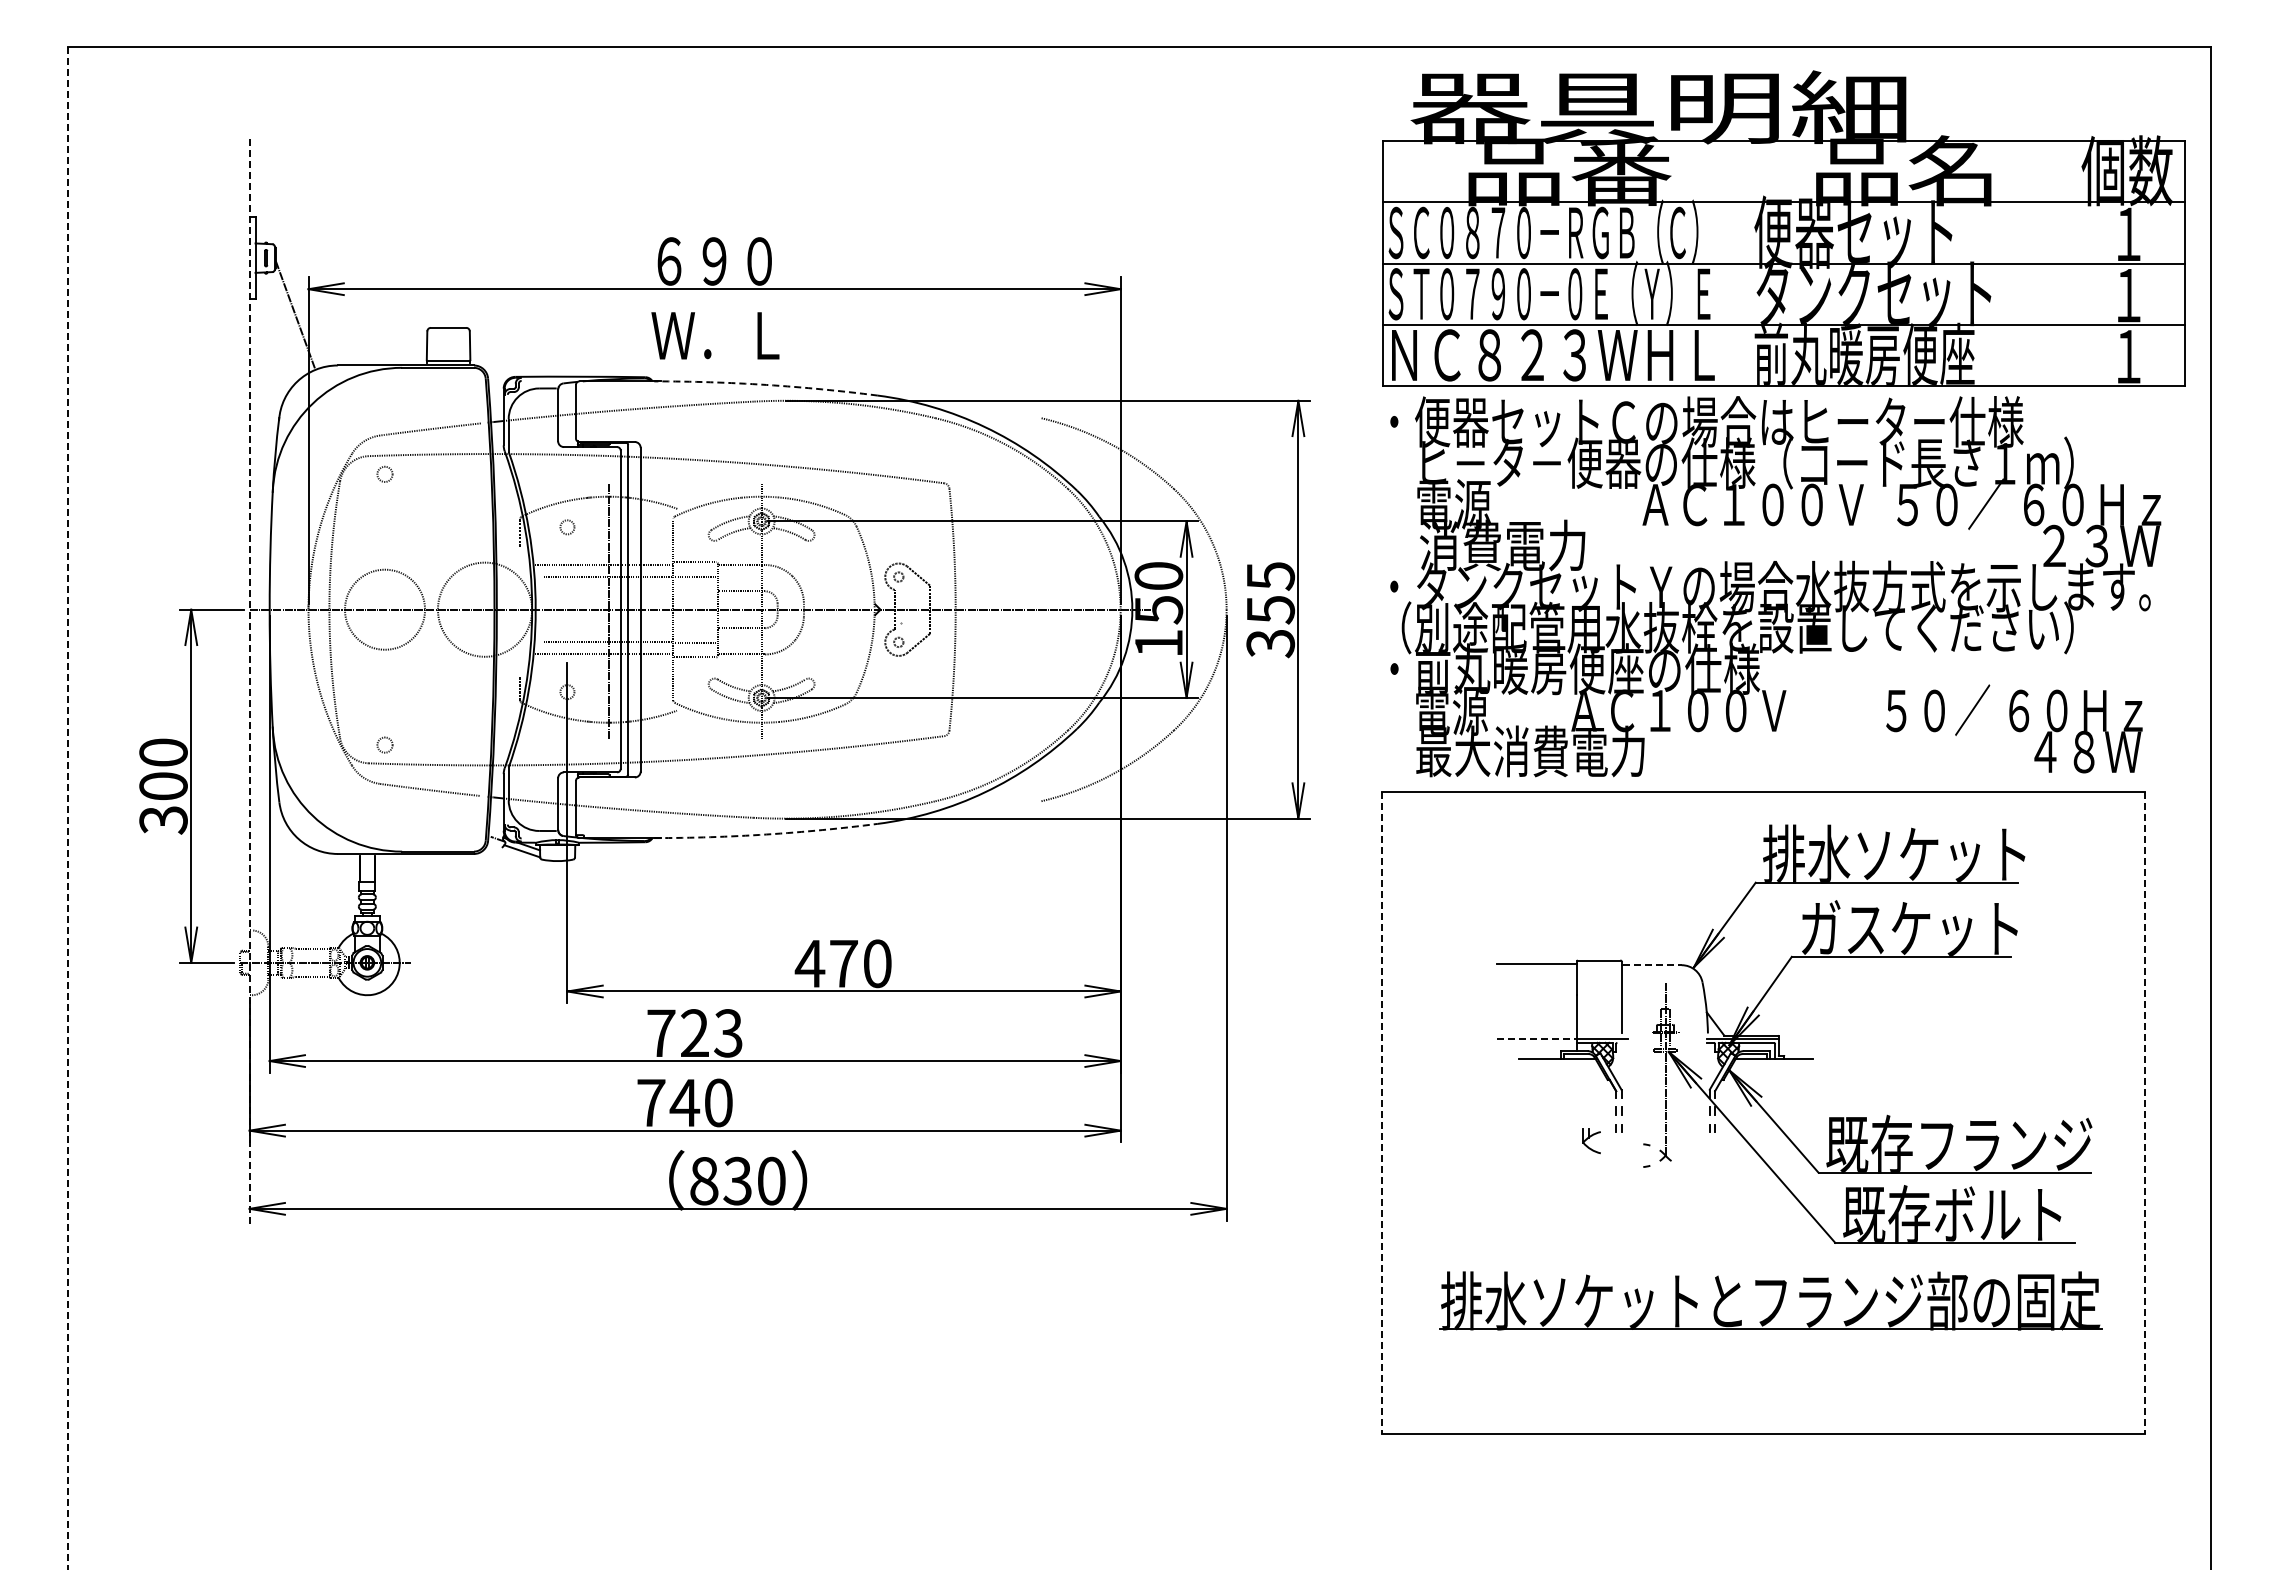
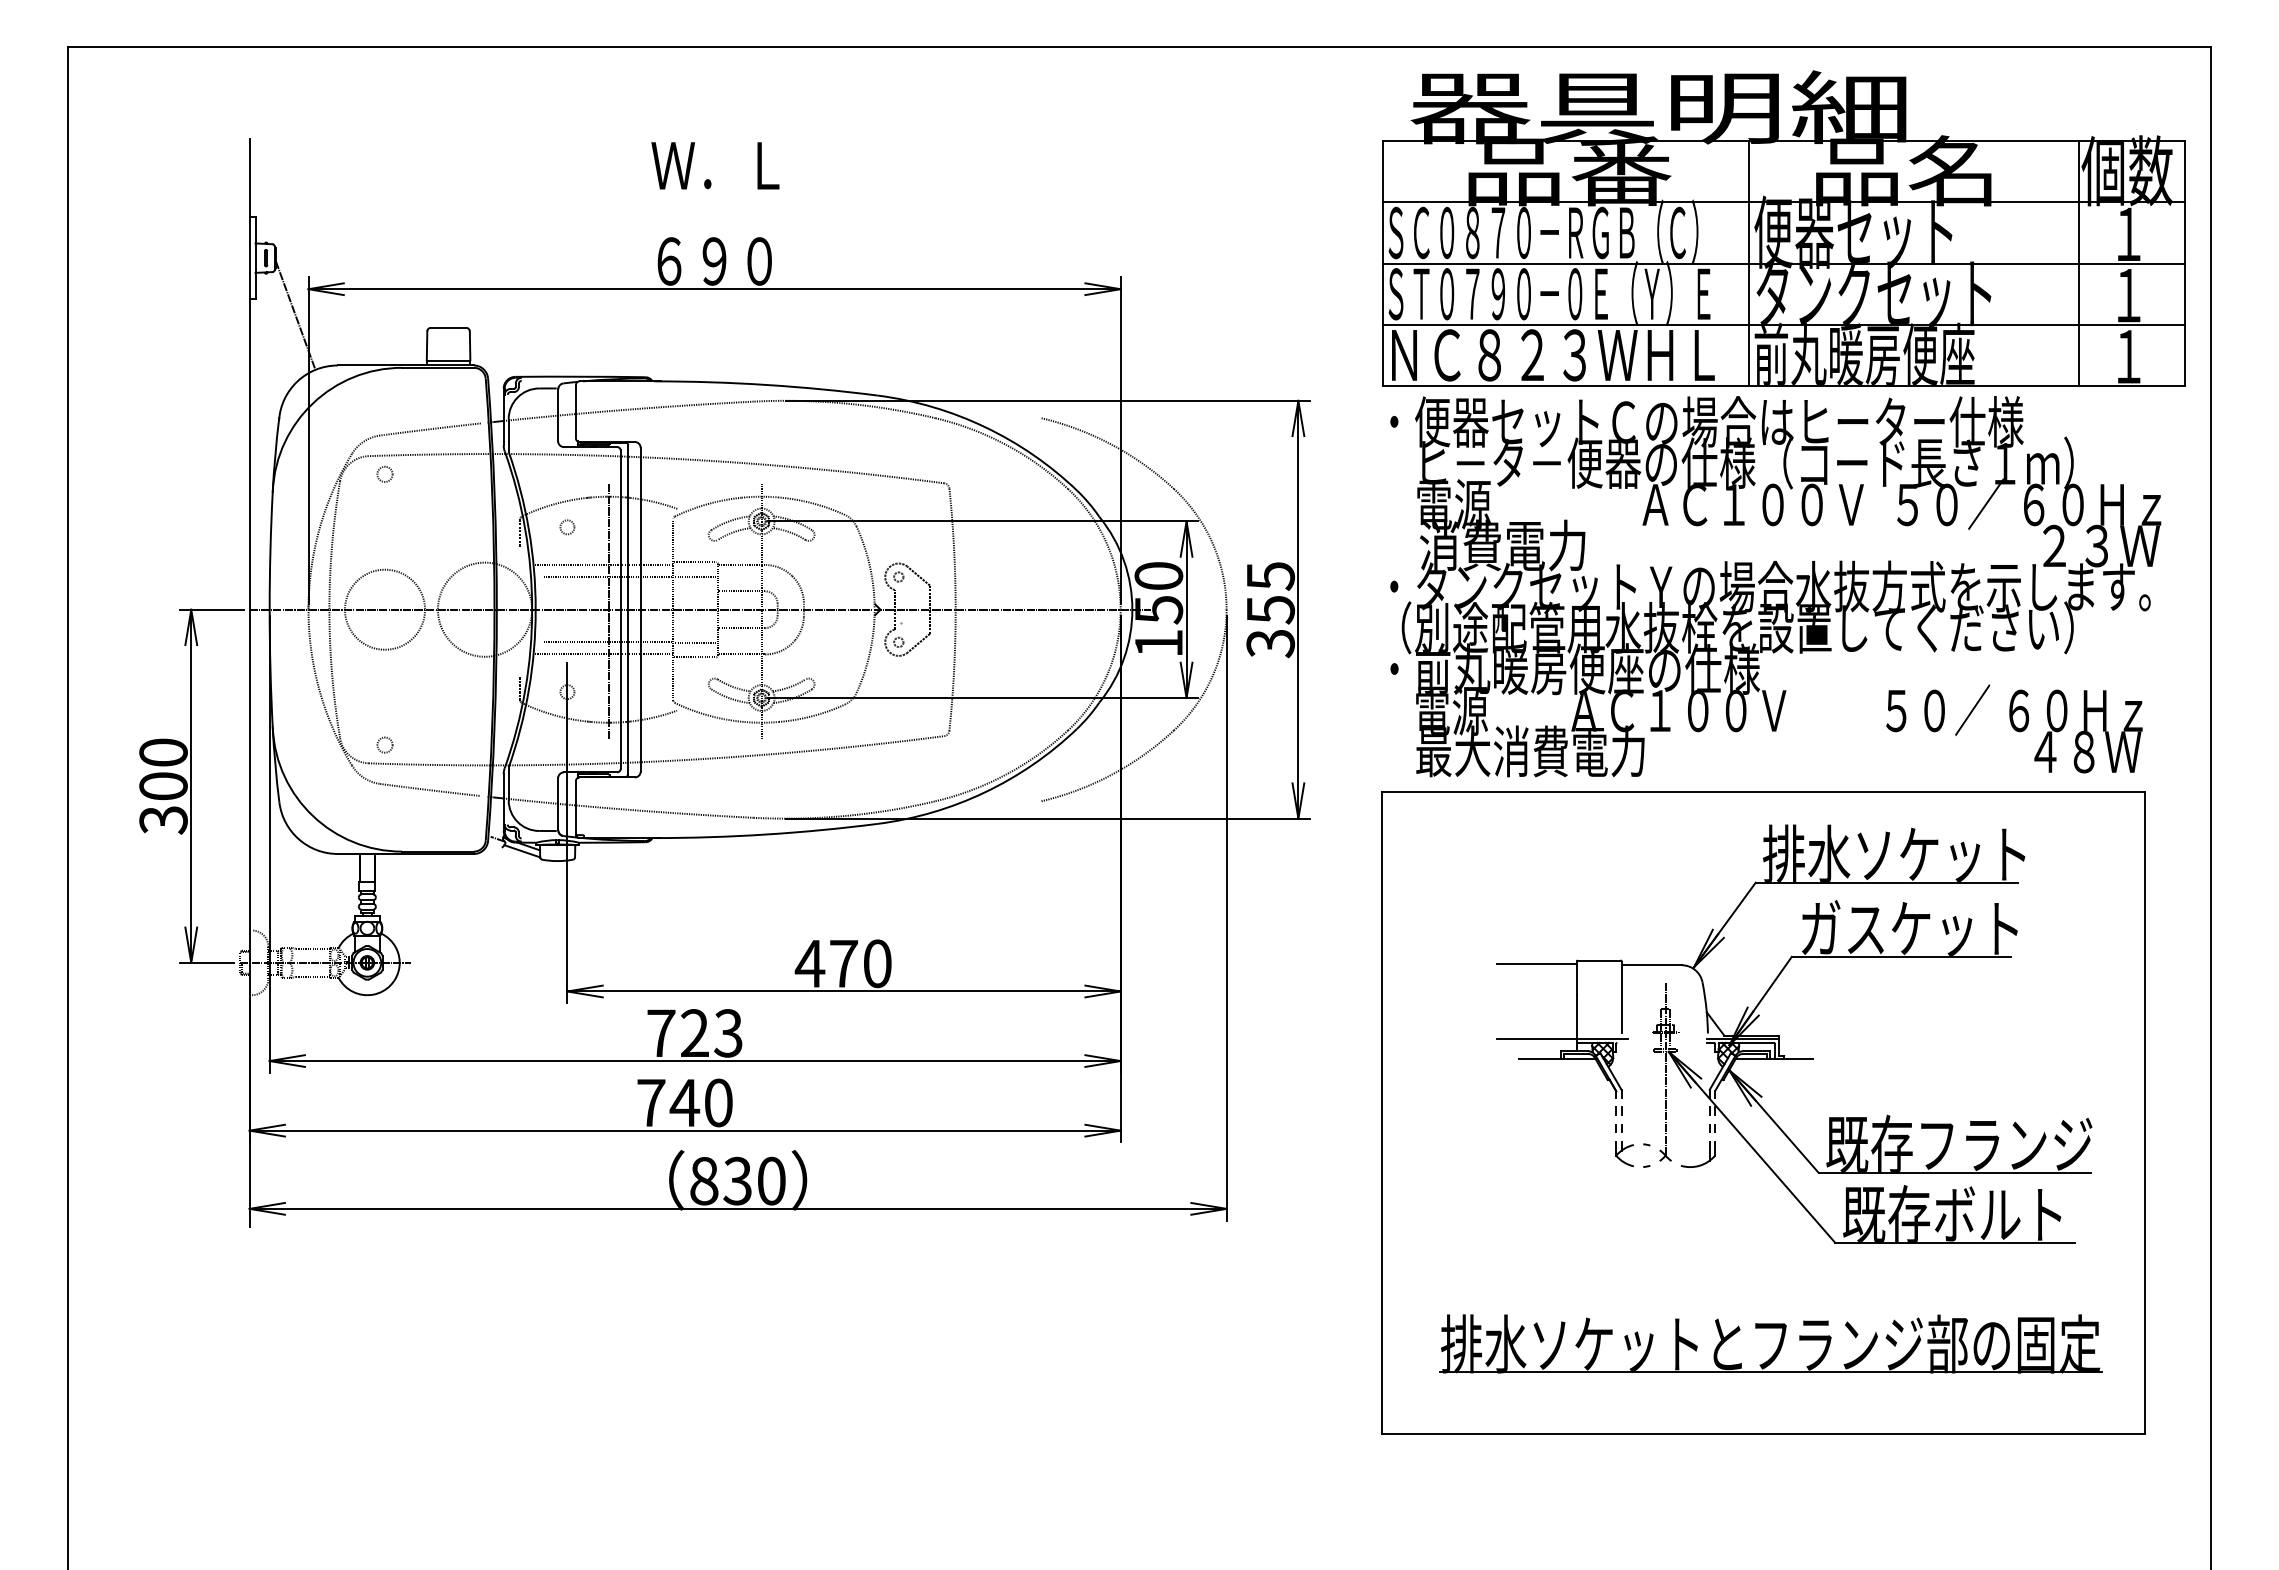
line: none -> present (1749, 263)
line: none -> present (2078, 263)
text position: (715, 335) -> (715, 165) (715, 165)
arc: dashed -> solid (766, 384)
line: dashed -> solid (249, 682)
line: dashed -> solid (68, 808)
arc: dashed -> solid (766, 834)
line: dashed -> solid (1652, 965)
line: dashed -> solid (1537, 1039)
line: dashed -> solid (1381, 1112)
line: dashed -> solid (2144, 1112)
part position: (1591, 1141) -> (1624, 1154) (1624, 1154)
part: none -> present (1699, 1164)
part position: (1778, 1301) -> (1778, 1344) (1778, 1344)
